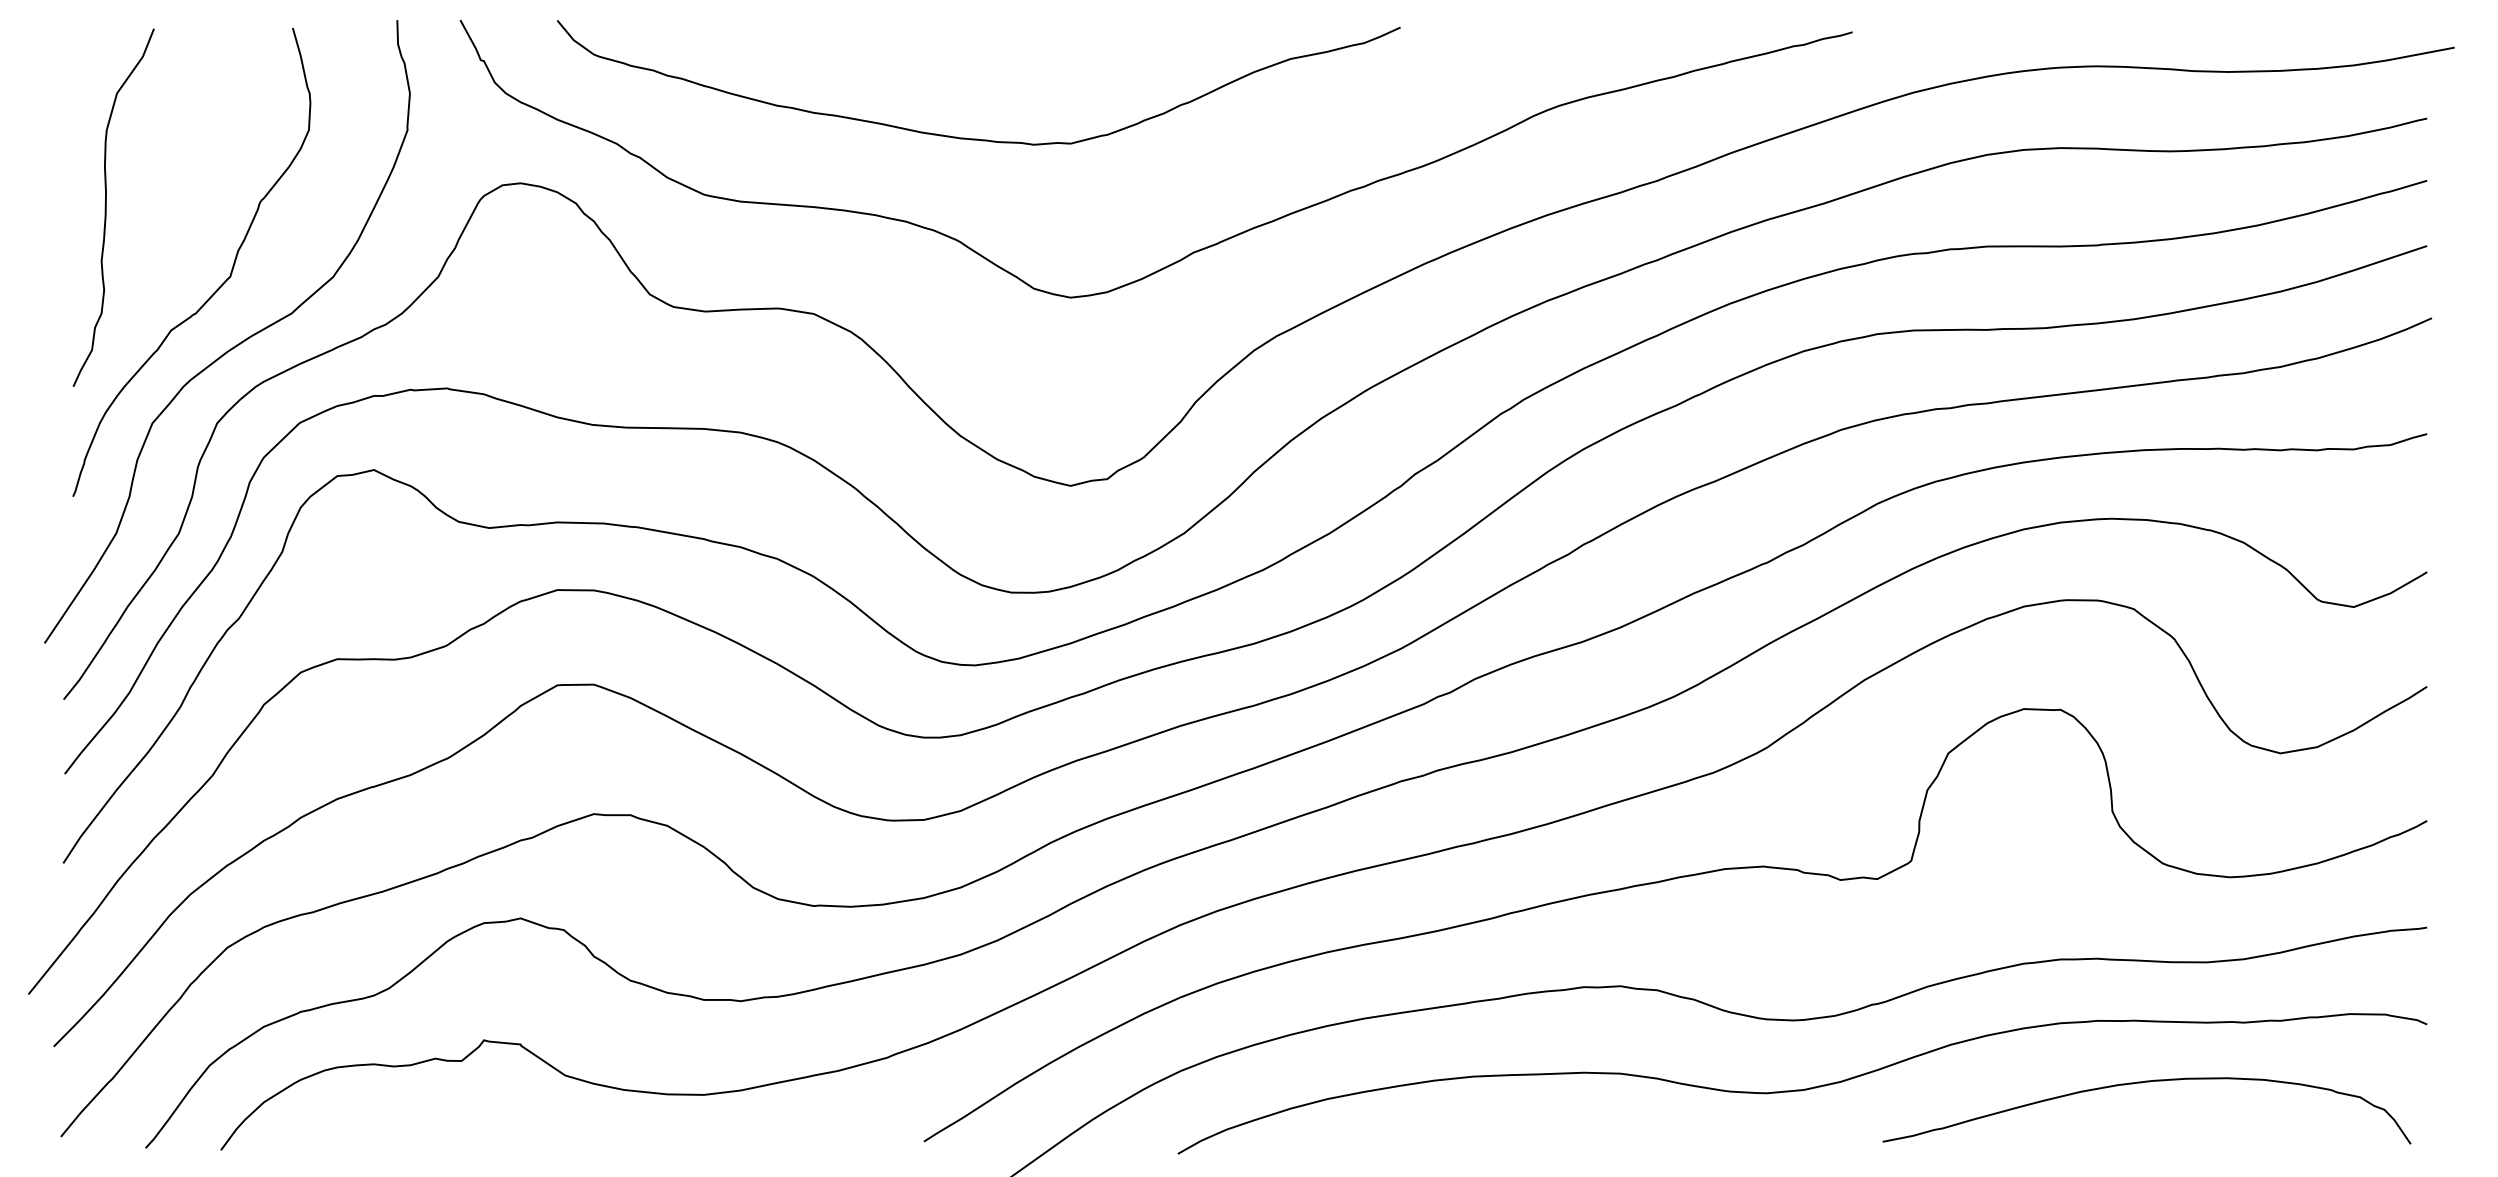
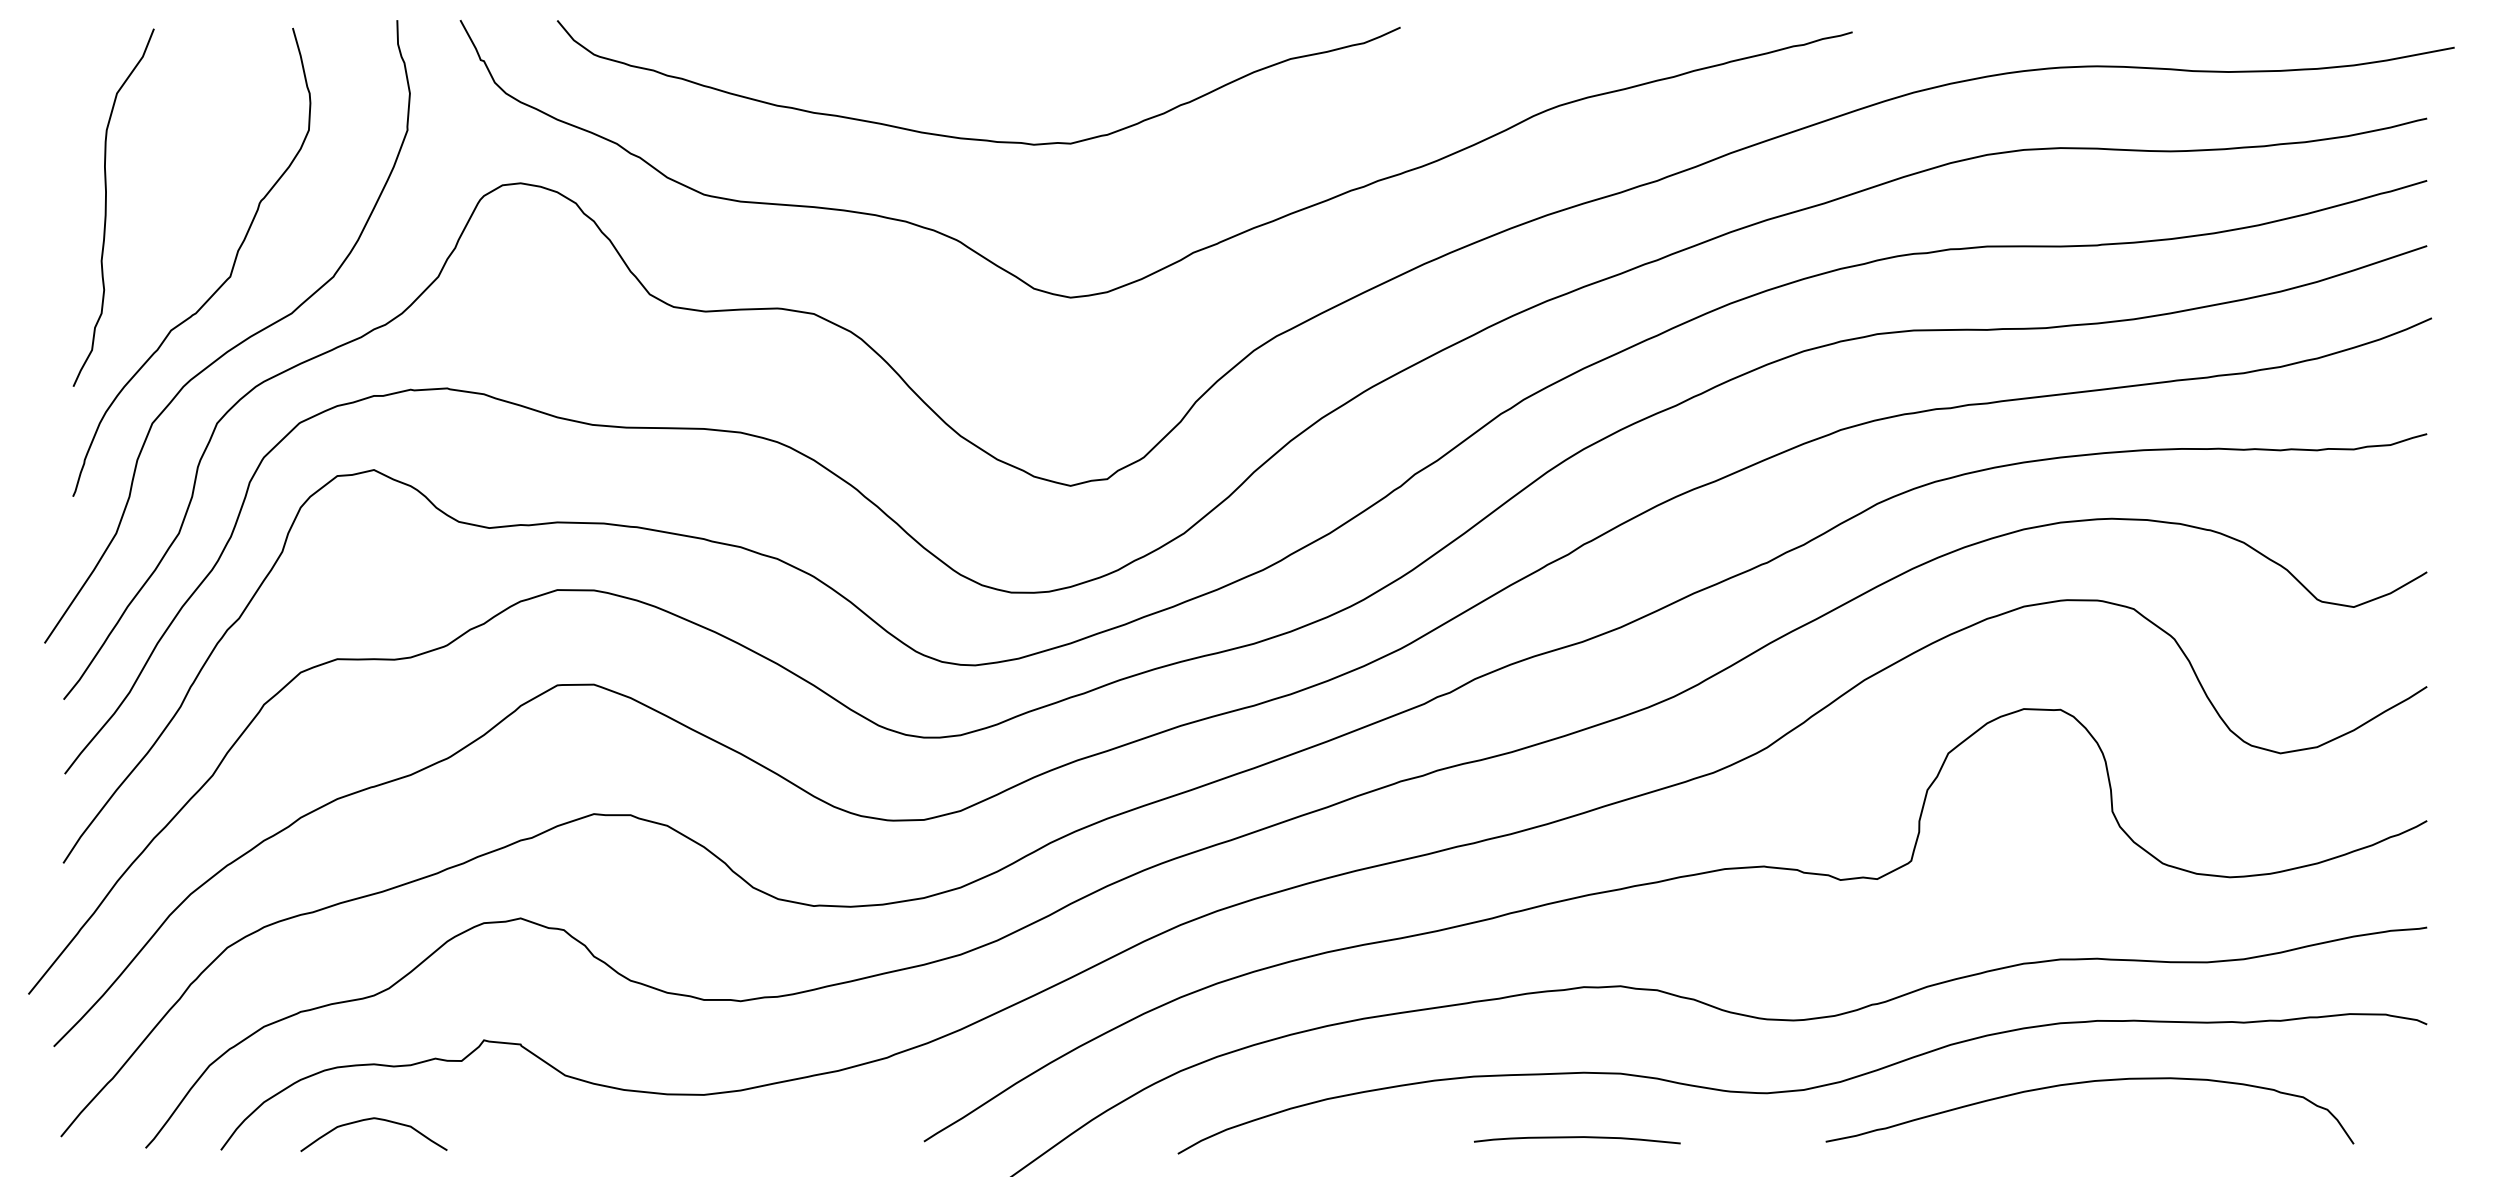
curve position: (2141, 1083) -> (2084, 1083) (2084, 1083)
curve: none -> present (368, 1120)
curve: none -> present (1577, 1138)
